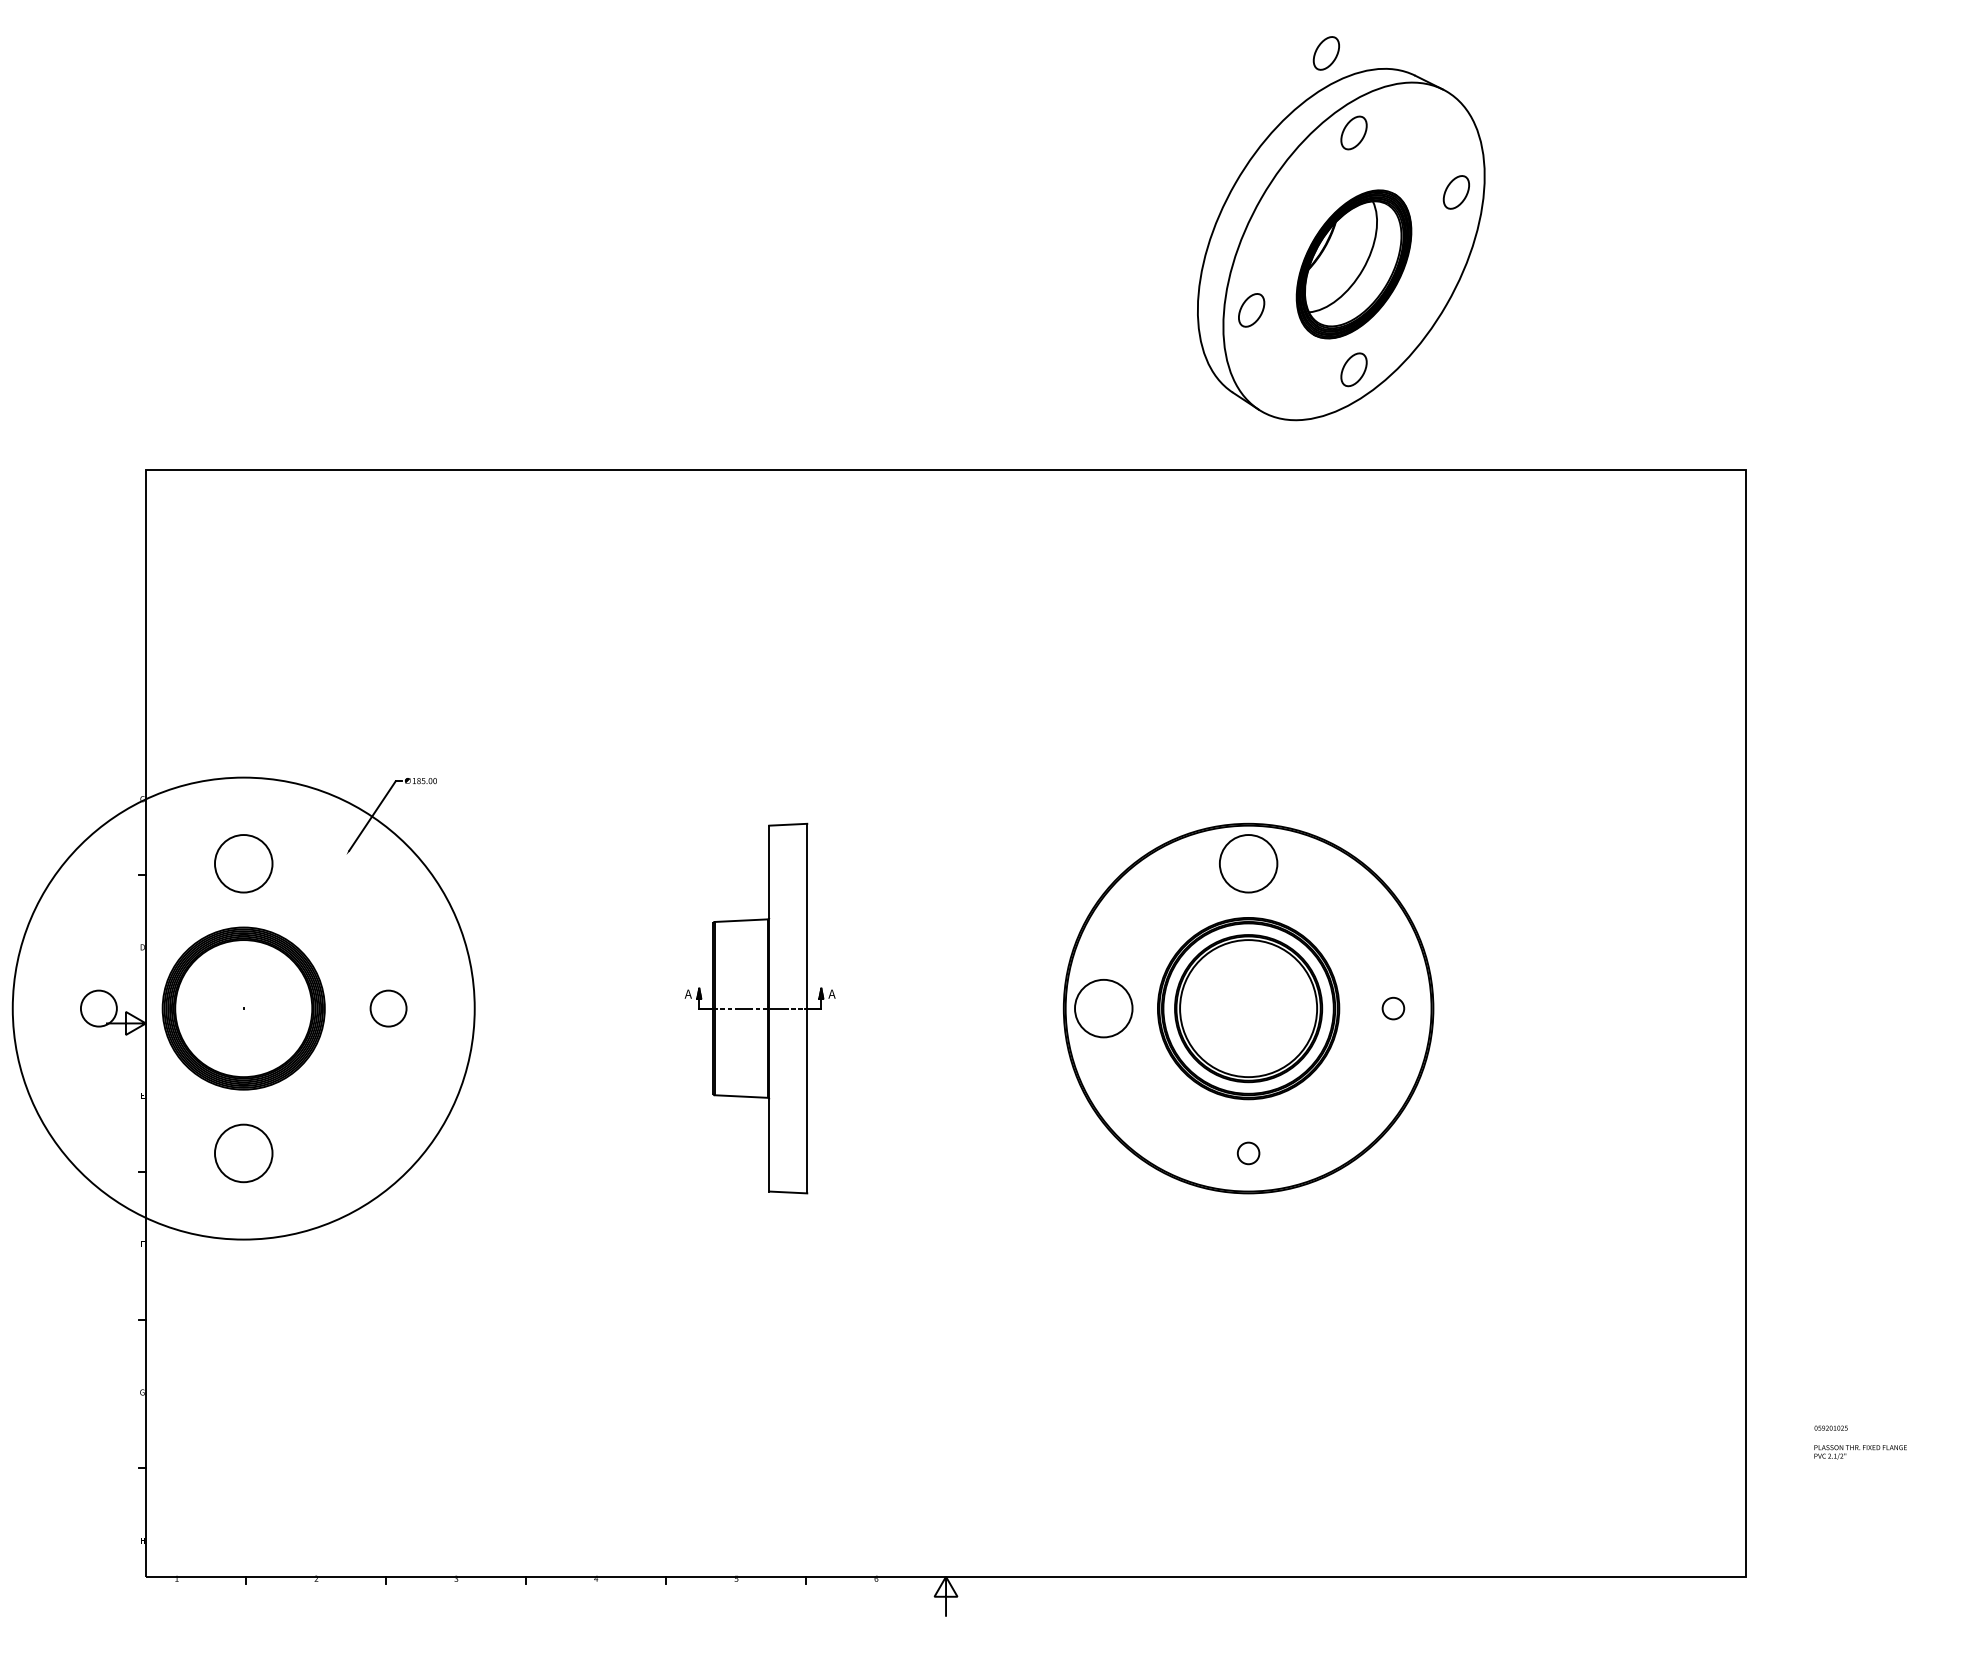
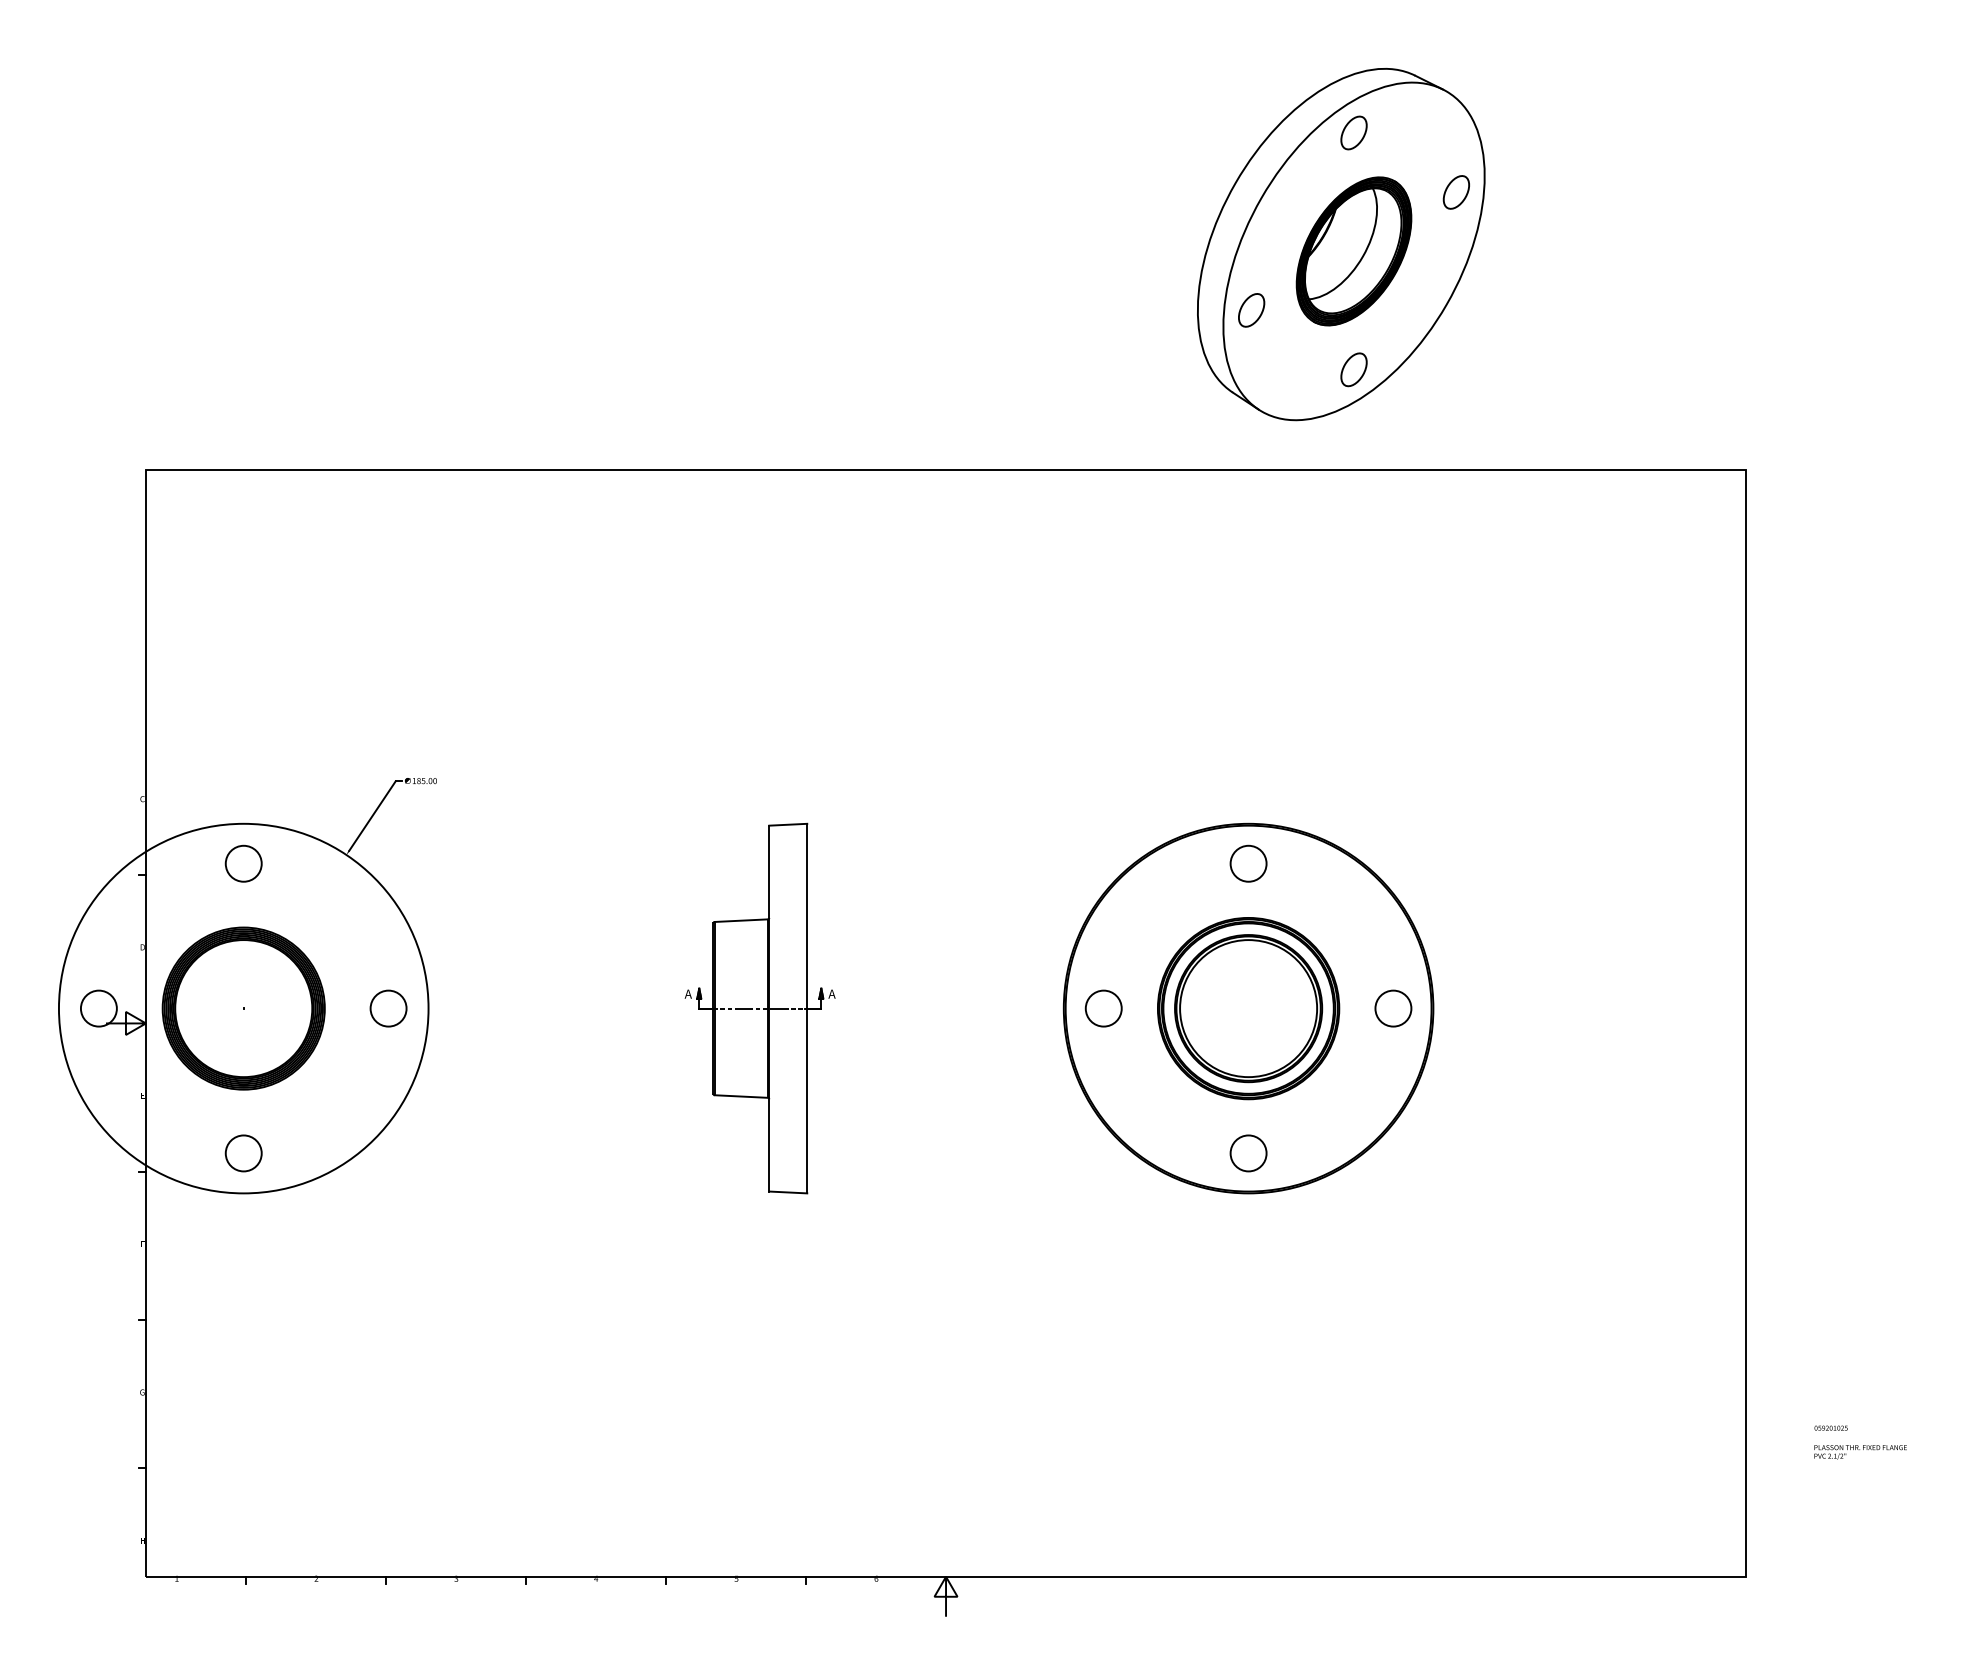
part: present -> none (1325, 53)
part position: (1353, 264) -> (1353, 251) (1353, 251)
circle diameter: 58 px -> 36 px (243, 863)
circle diameter: 58 px -> 36 px (1248, 863)
circle diameter: 462 px -> 370 px (243, 1008)
circle diameter: 58 px -> 36 px (1103, 1008)
circle diameter: 22 px -> 36 px (1393, 1008)
circle diameter: 58 px -> 36 px (243, 1153)
circle diameter: 22 px -> 36 px (1248, 1153)
